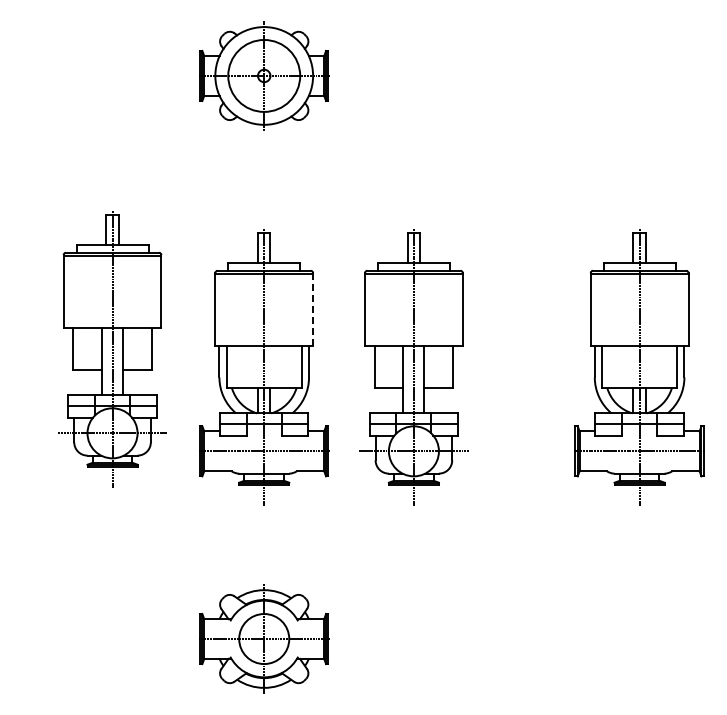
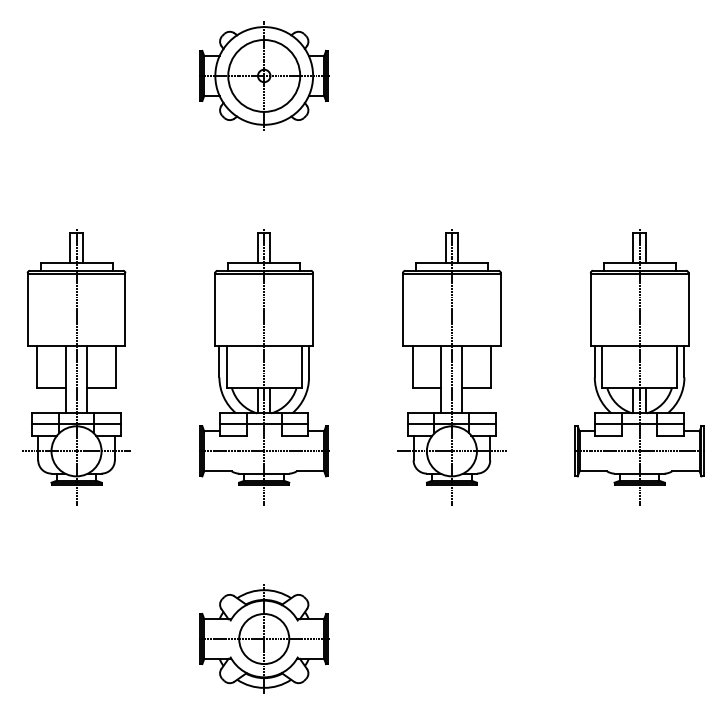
line: dashed -> solid (313, 310)
part position: (112, 349) -> (76, 367) (76, 367)
part position: (413, 367) -> (451, 367) (451, 367)
